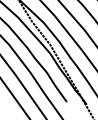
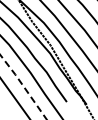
line: solid -> dashed (23, 86)
